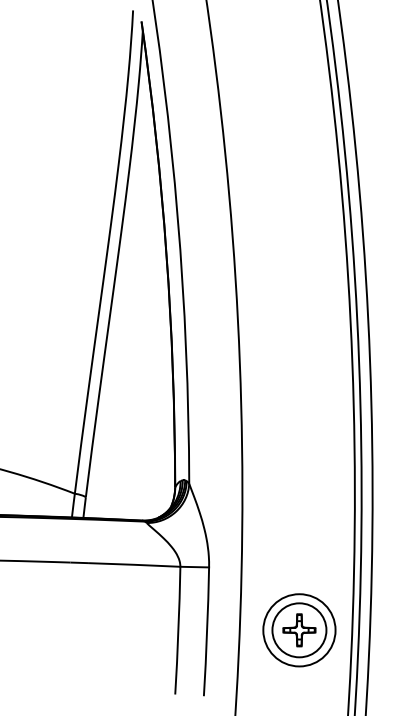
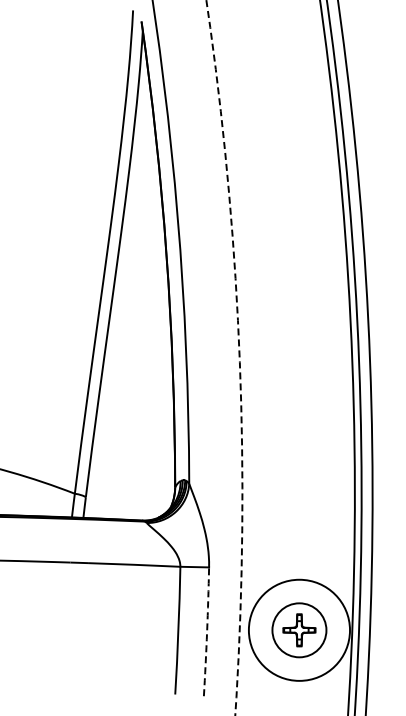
arc: solid -> dashed (239, 356)
circle diameter: 72 px -> 101 px (299, 629)
arc: solid -> dashed (207, 631)
